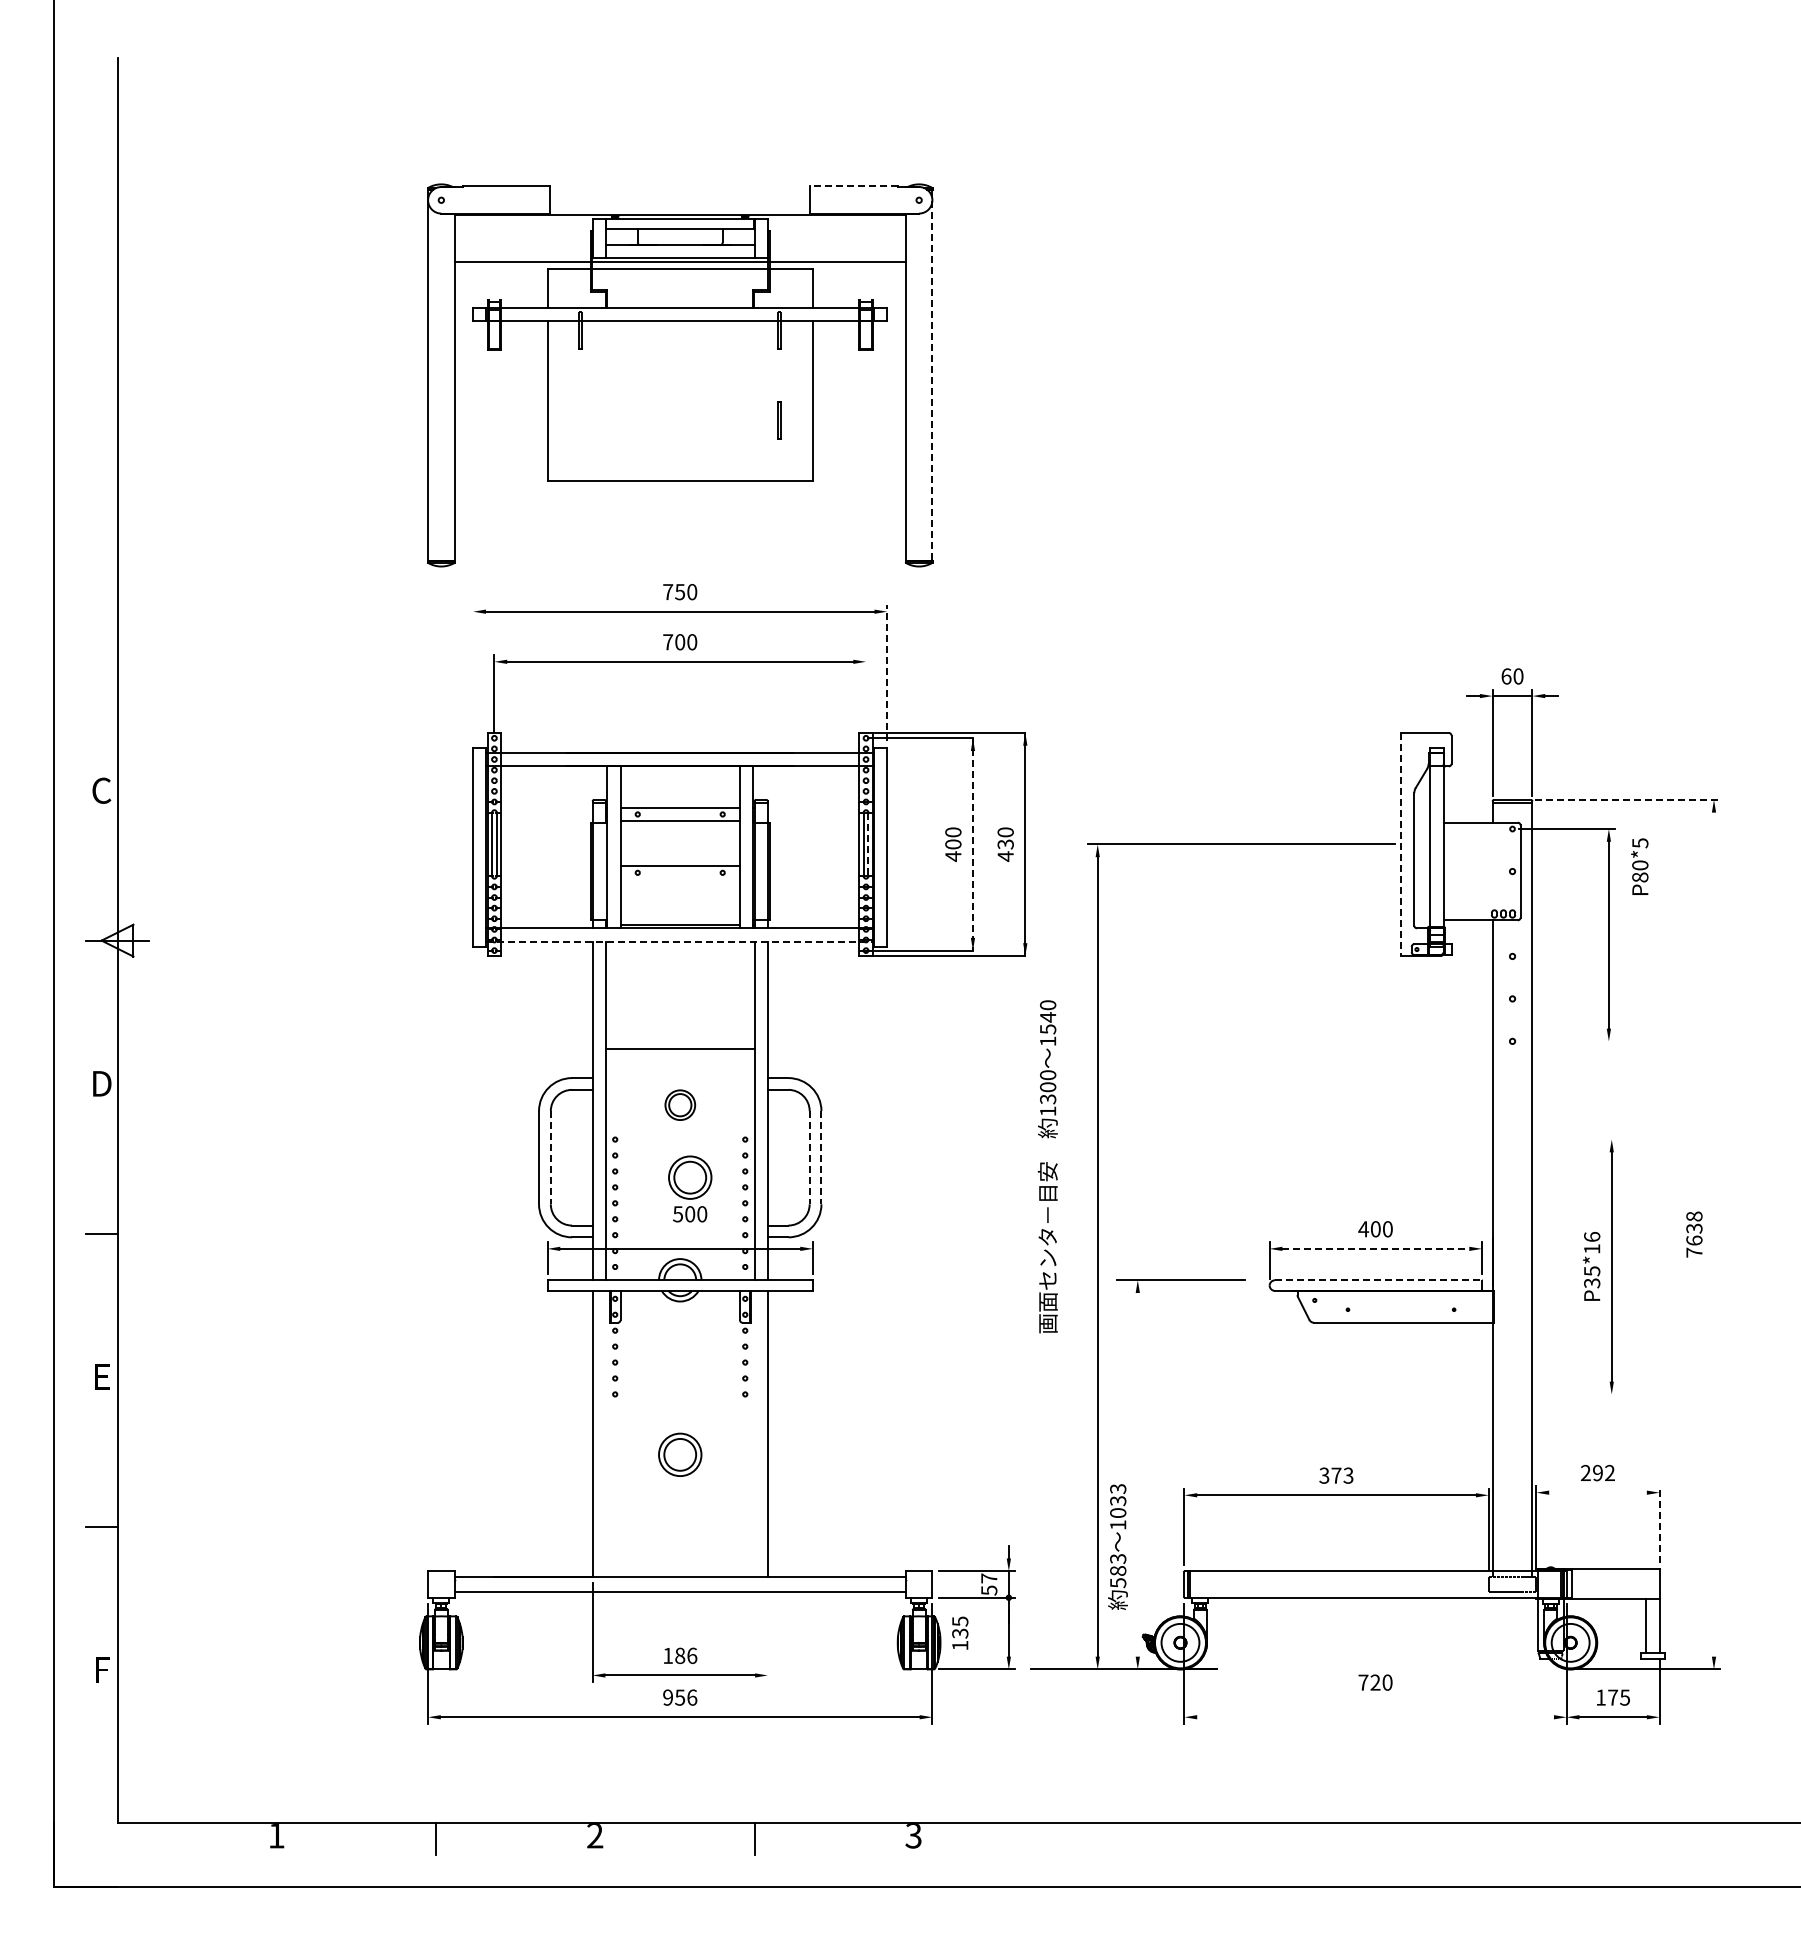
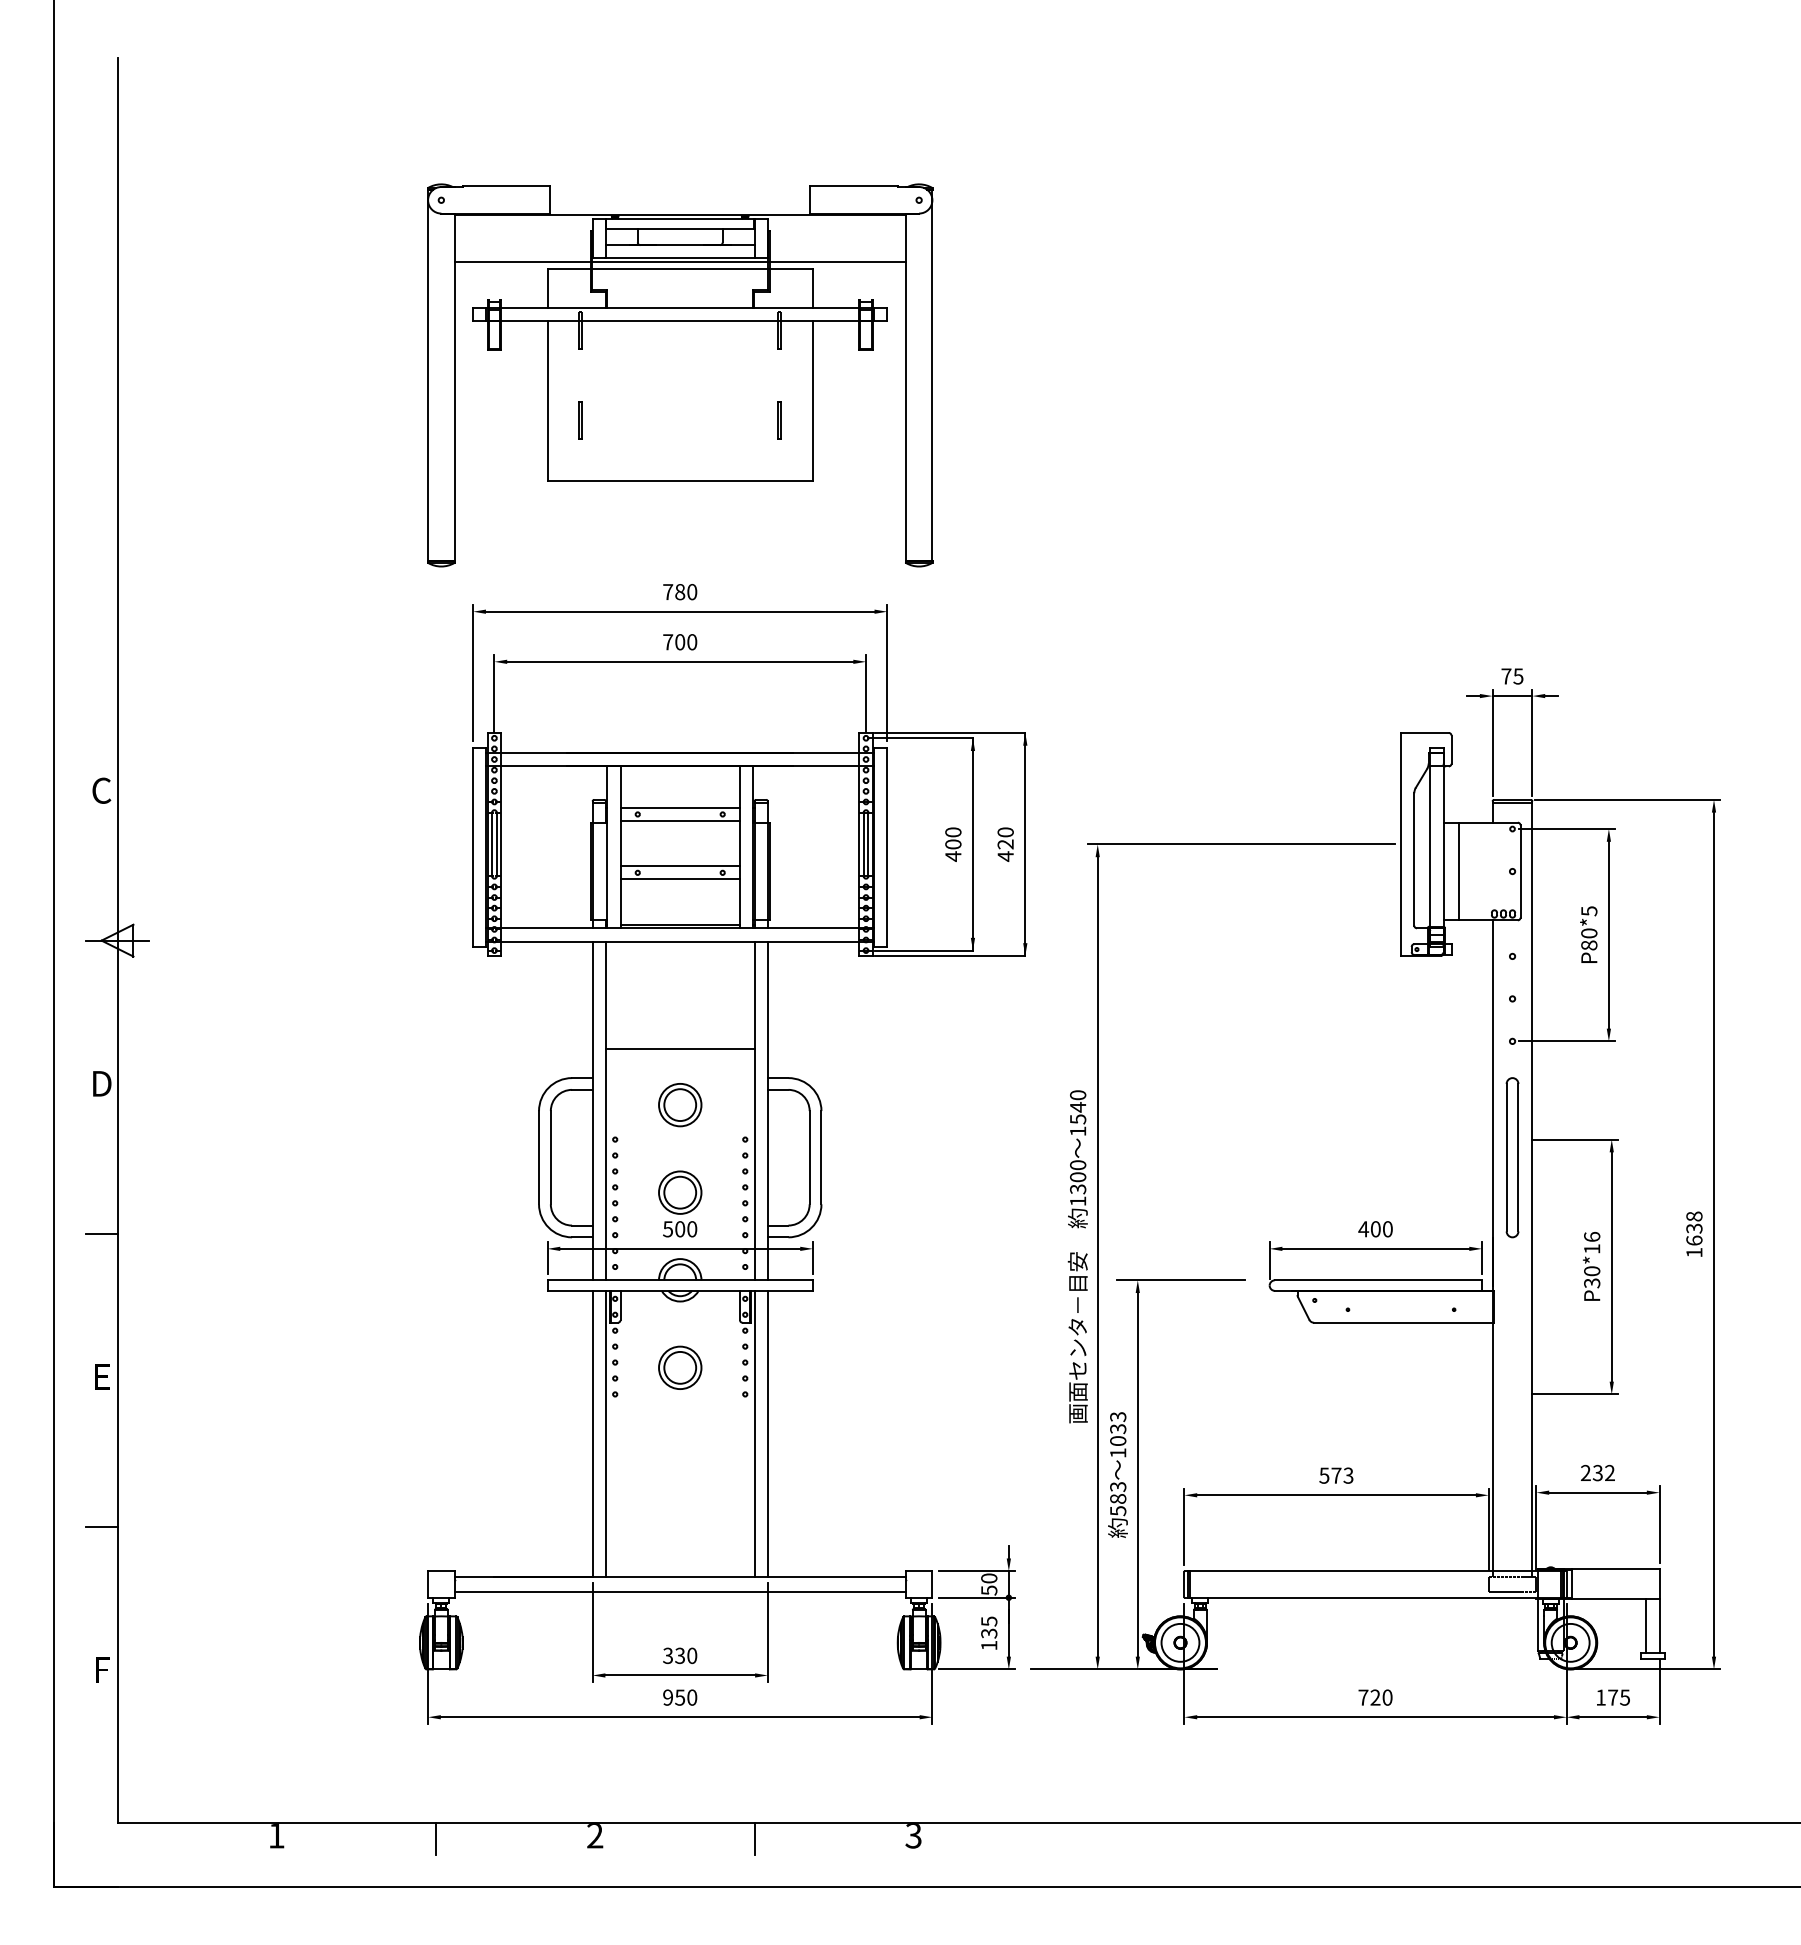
line: dashed -> solid (854, 185)
line: dashed -> solid (932, 375)
line: none -> present (579, 420)
text: 750 -> 780 (680, 592)
line: dashed -> solid (887, 672)
line: none -> present (473, 673)
text: 60 -> 75 (1512, 676)
line: none -> present (866, 693)
line: dashed -> solid (1627, 799)
line: dashed -> solid (868, 844)
line: dashed -> solid (972, 844)
text: 430 -> 420 (1005, 844)
line: dashed -> solid (1401, 844)
text position: (1639, 866) -> (1588, 934) (1588, 934)
line: none -> present (1459, 871)
line: none -> present (679, 879)
line: dashed -> solid (680, 941)
line: none -> present (1566, 1041)
part size: 33x32 px -> 45x45 px (680, 1105)
line: none -> present (1575, 1139)
line: dashed -> solid (550, 1157)
line: dashed -> solid (809, 1157)
line: dashed -> solid (821, 1157)
part: none -> present (1512, 1157)
text position: (1047, 1166) -> (1077, 1256) (1077, 1256)
part position: (690, 1188) -> (680, 1203) (680, 1203)
line: none -> present (1714, 1234)
line: dashed -> solid (1376, 1248)
text: 7638 -> 1638 (1694, 1252)
text: P35*16 -> P30*16 (1592, 1271)
line: dashed -> solid (1378, 1280)
line: none -> present (1575, 1394)
line: none -> present (605, 1433)
line: none -> present (754, 1433)
part position: (680, 1454) -> (680, 1367) (680, 1367)
text: 292 -> 232 (1597, 1473)
line: none -> present (1137, 1474)
text: 373 -> 573 (1324, 1475)
line: none -> present (1597, 1492)
line: dashed -> solid (1659, 1524)
text position: (1117, 1546) -> (1117, 1474) (1117, 1474)
text: 57 -> 50 (989, 1578)
line: none -> present (767, 1631)
text position: (960, 1632) -> (989, 1632) (989, 1632)
text: 186 -> 330 (680, 1655)
text position: (1375, 1682) -> (1375, 1697) (1375, 1697)
text: 956 -> 950 (692, 1697)
line: none -> present (1375, 1717)
